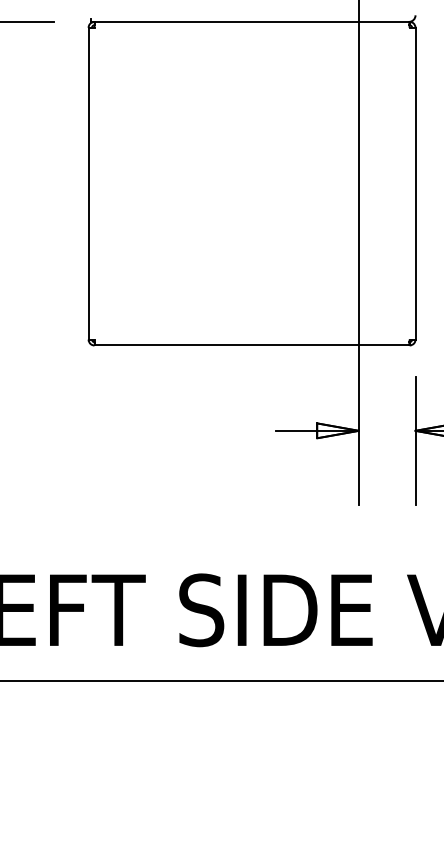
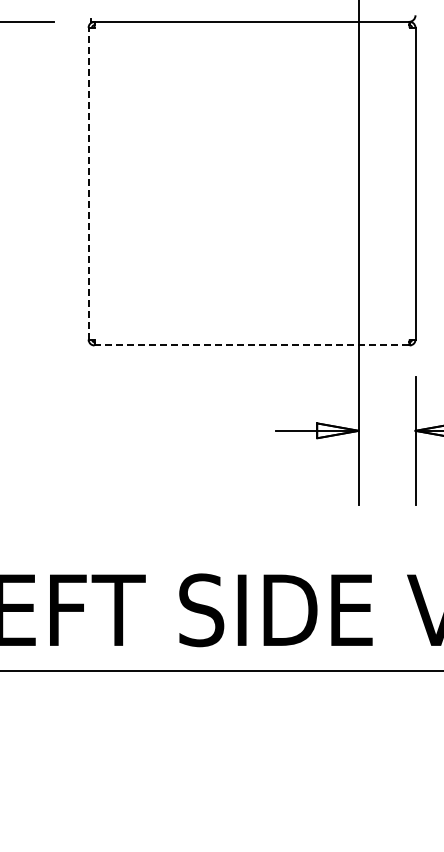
line: solid -> dashed (88, 183)
line: solid -> dashed (252, 345)
line position: (221, 680) -> (221, 670) (221, 670)
